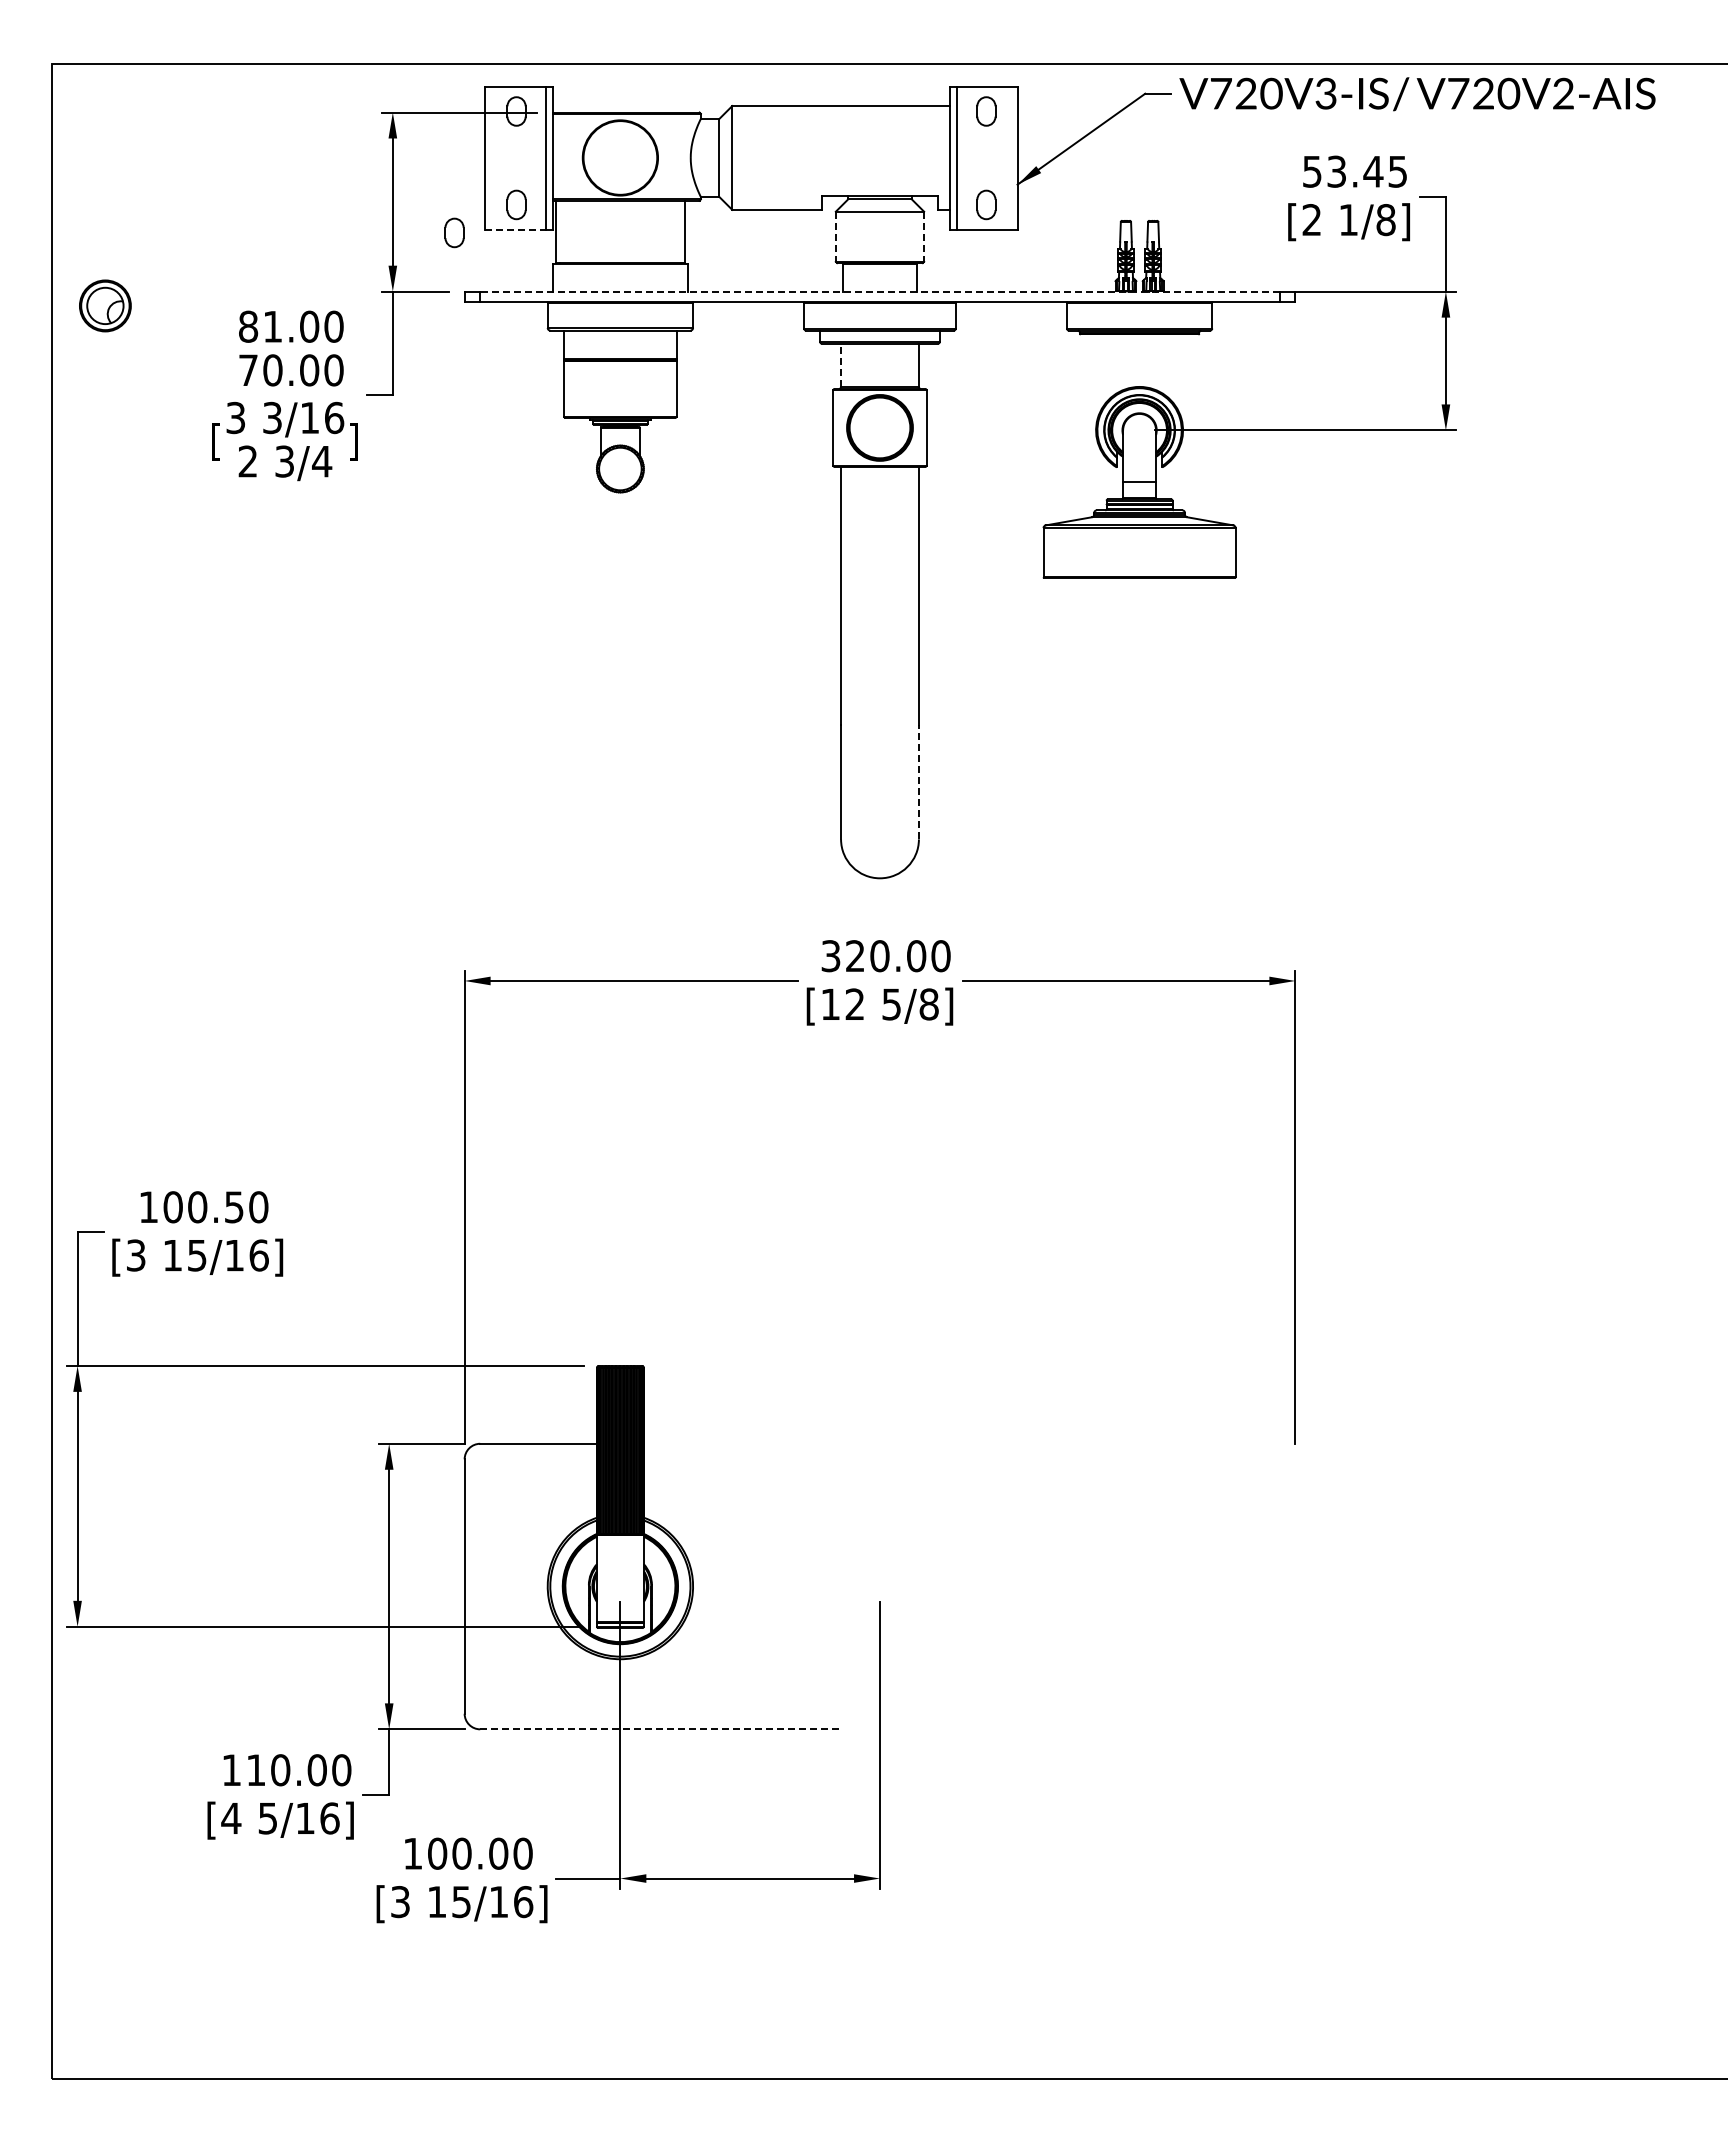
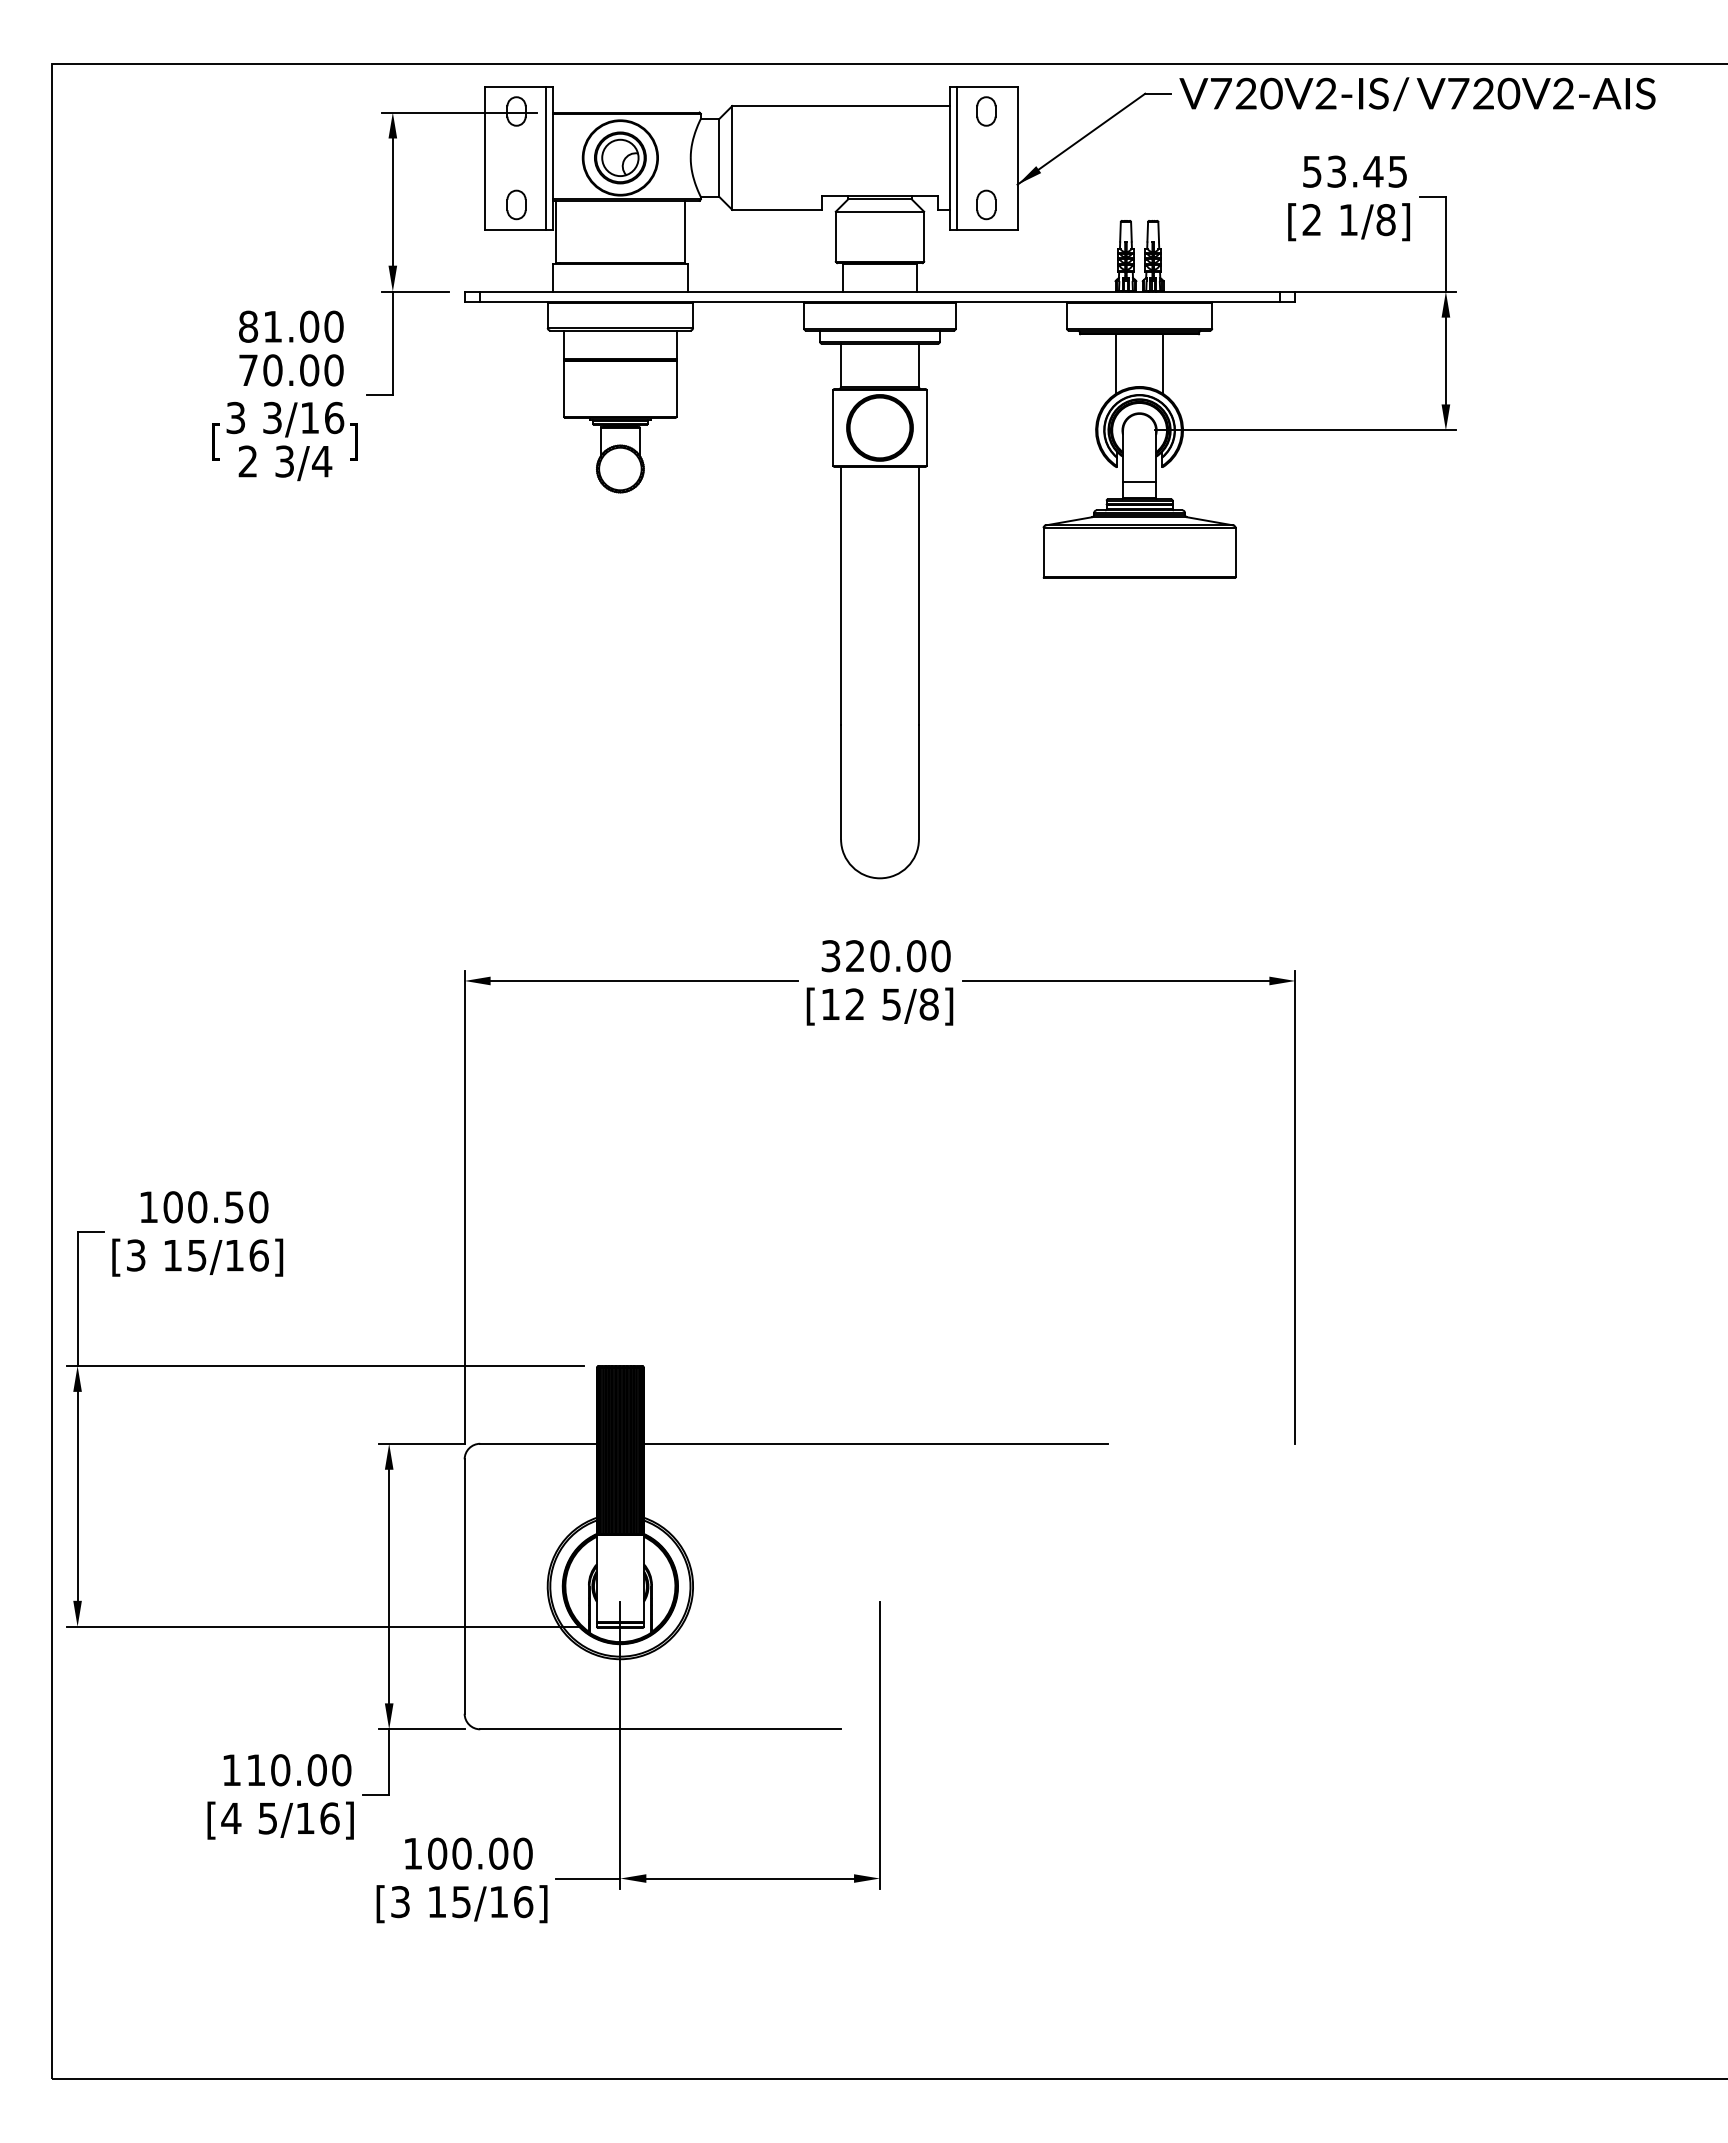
text: V720V3-IS -> V720V2-IS (1325, 94)
line: dashed -> solid (516, 229)
part: present -> none (454, 232)
line: dashed -> solid (835, 237)
line: dashed -> solid (924, 237)
line: dashed -> solid (880, 291)
part position: (105, 305) -> (620, 157) (620, 157)
line: none -> present (1115, 363)
line: none -> present (1163, 363)
line: dashed -> solid (841, 365)
line: dashed -> solid (918, 781)
line: none -> present (875, 1443)
line: dashed -> solid (661, 1729)
